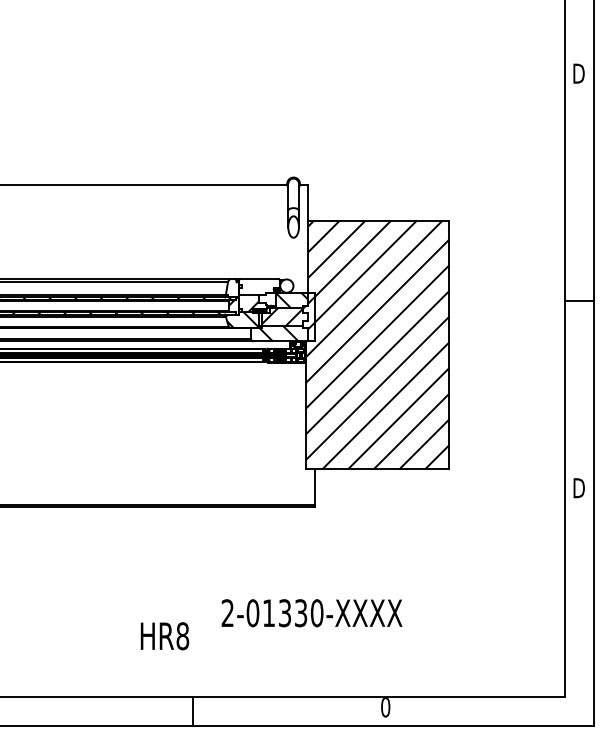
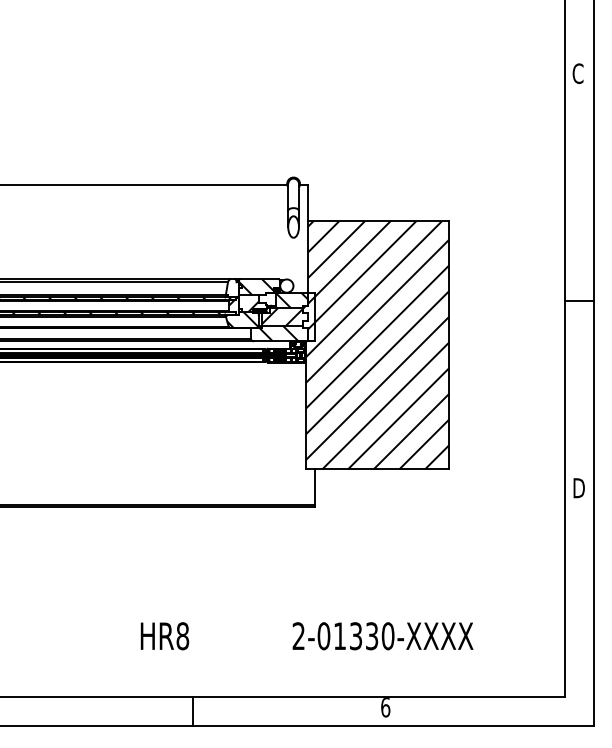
text: D -> C (578, 73)
hatch: none -> present (256, 287)
text position: (311, 613) -> (382, 636) (382, 636)
text: 0 -> 6 (385, 707)
